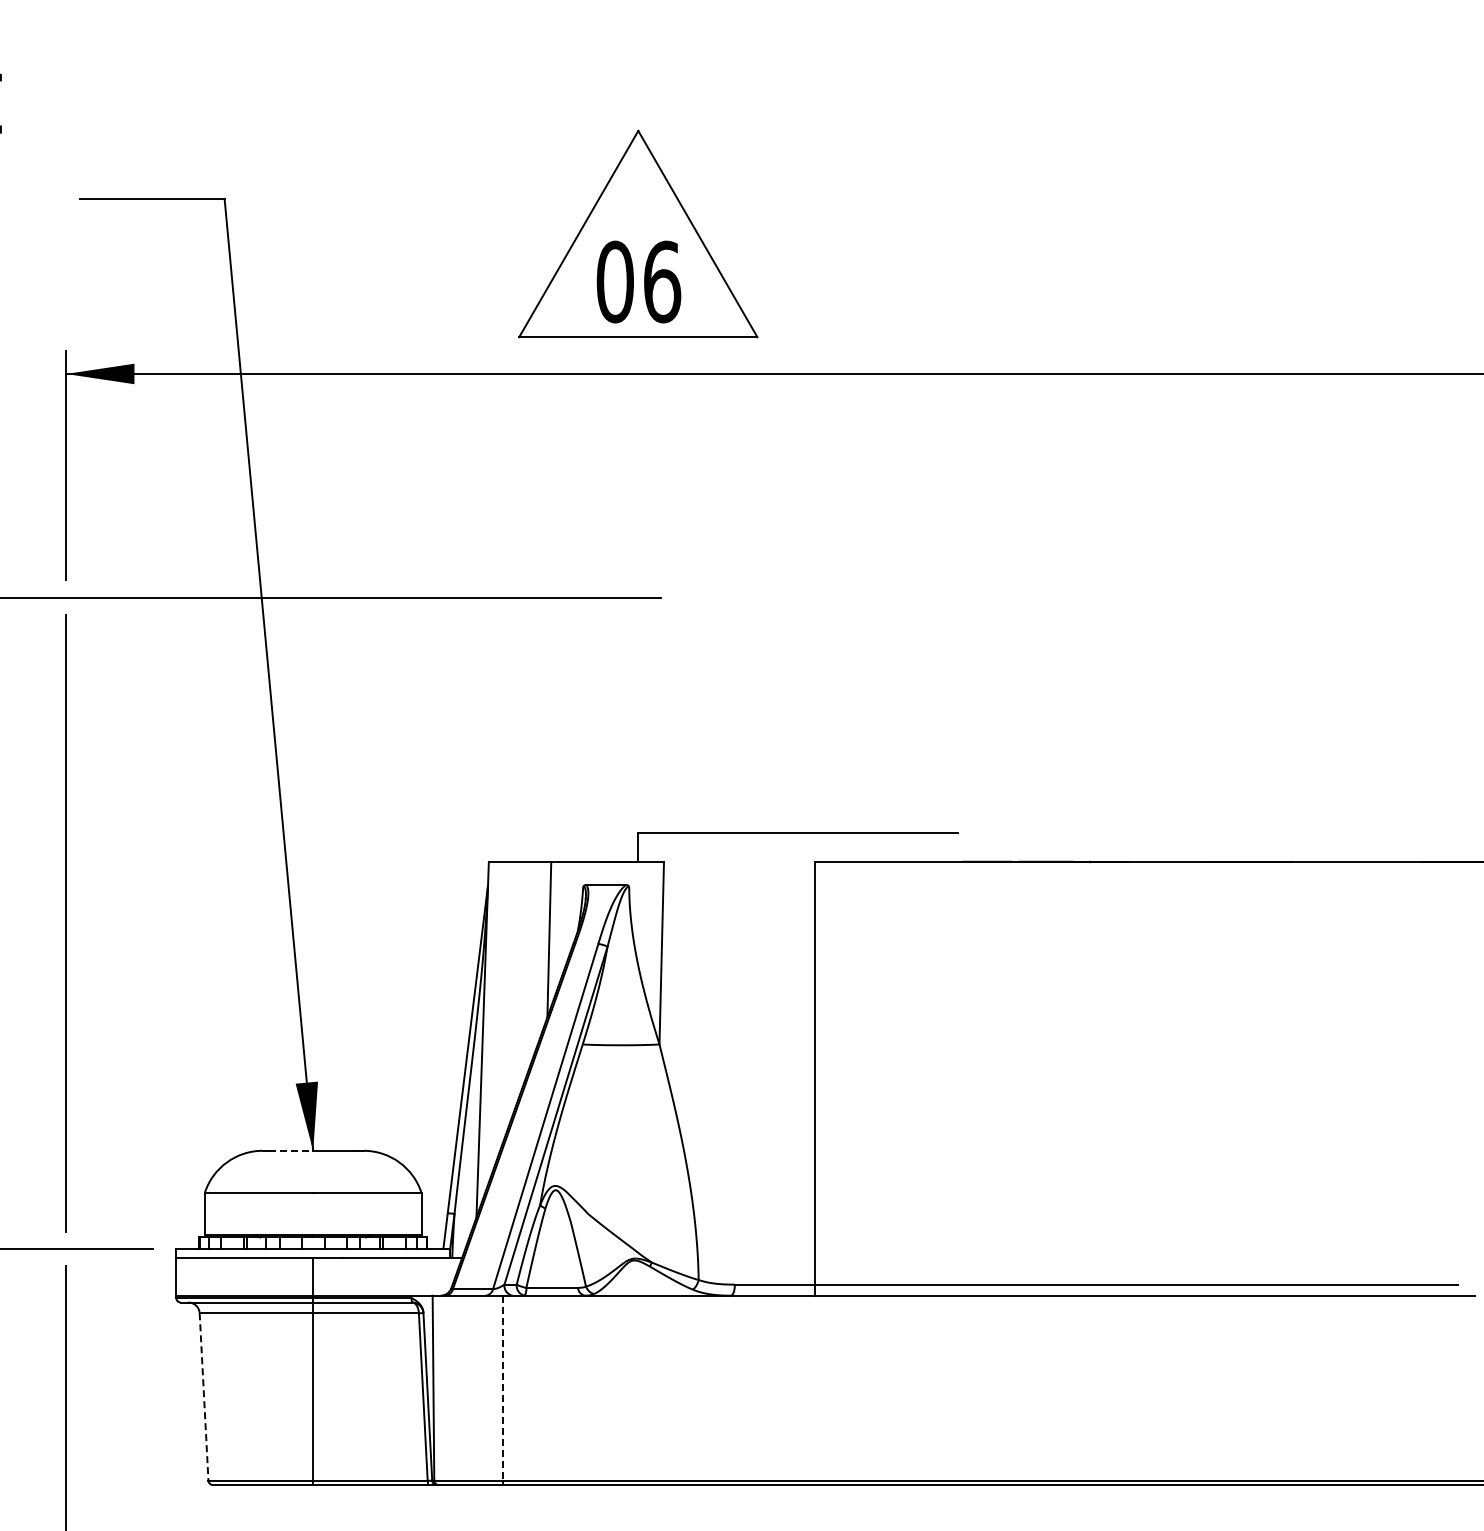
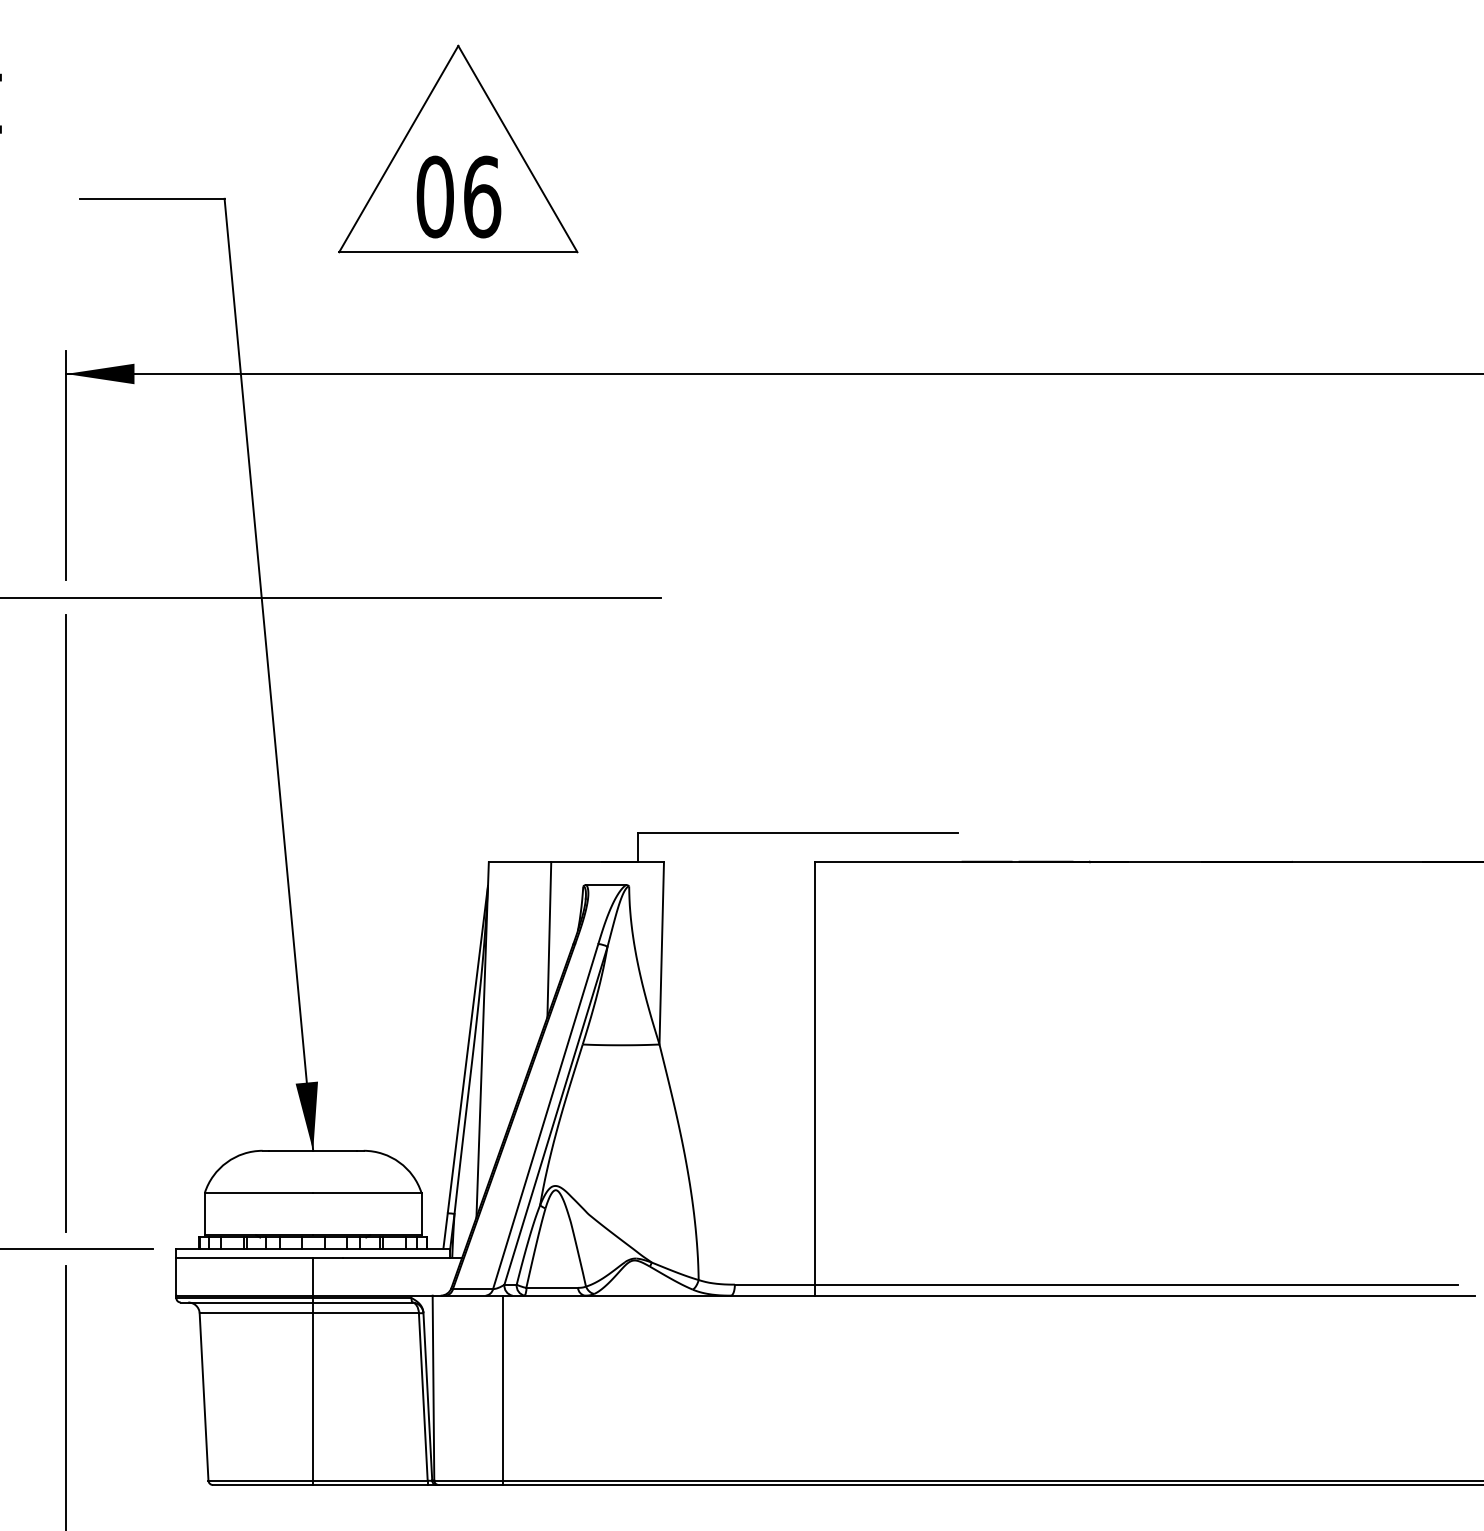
part position: (638, 233) -> (458, 148) (458, 148)
line: dashed -> solid (291, 1150)
line: dashed -> solid (502, 1388)
line: dashed -> solid (204, 1397)
